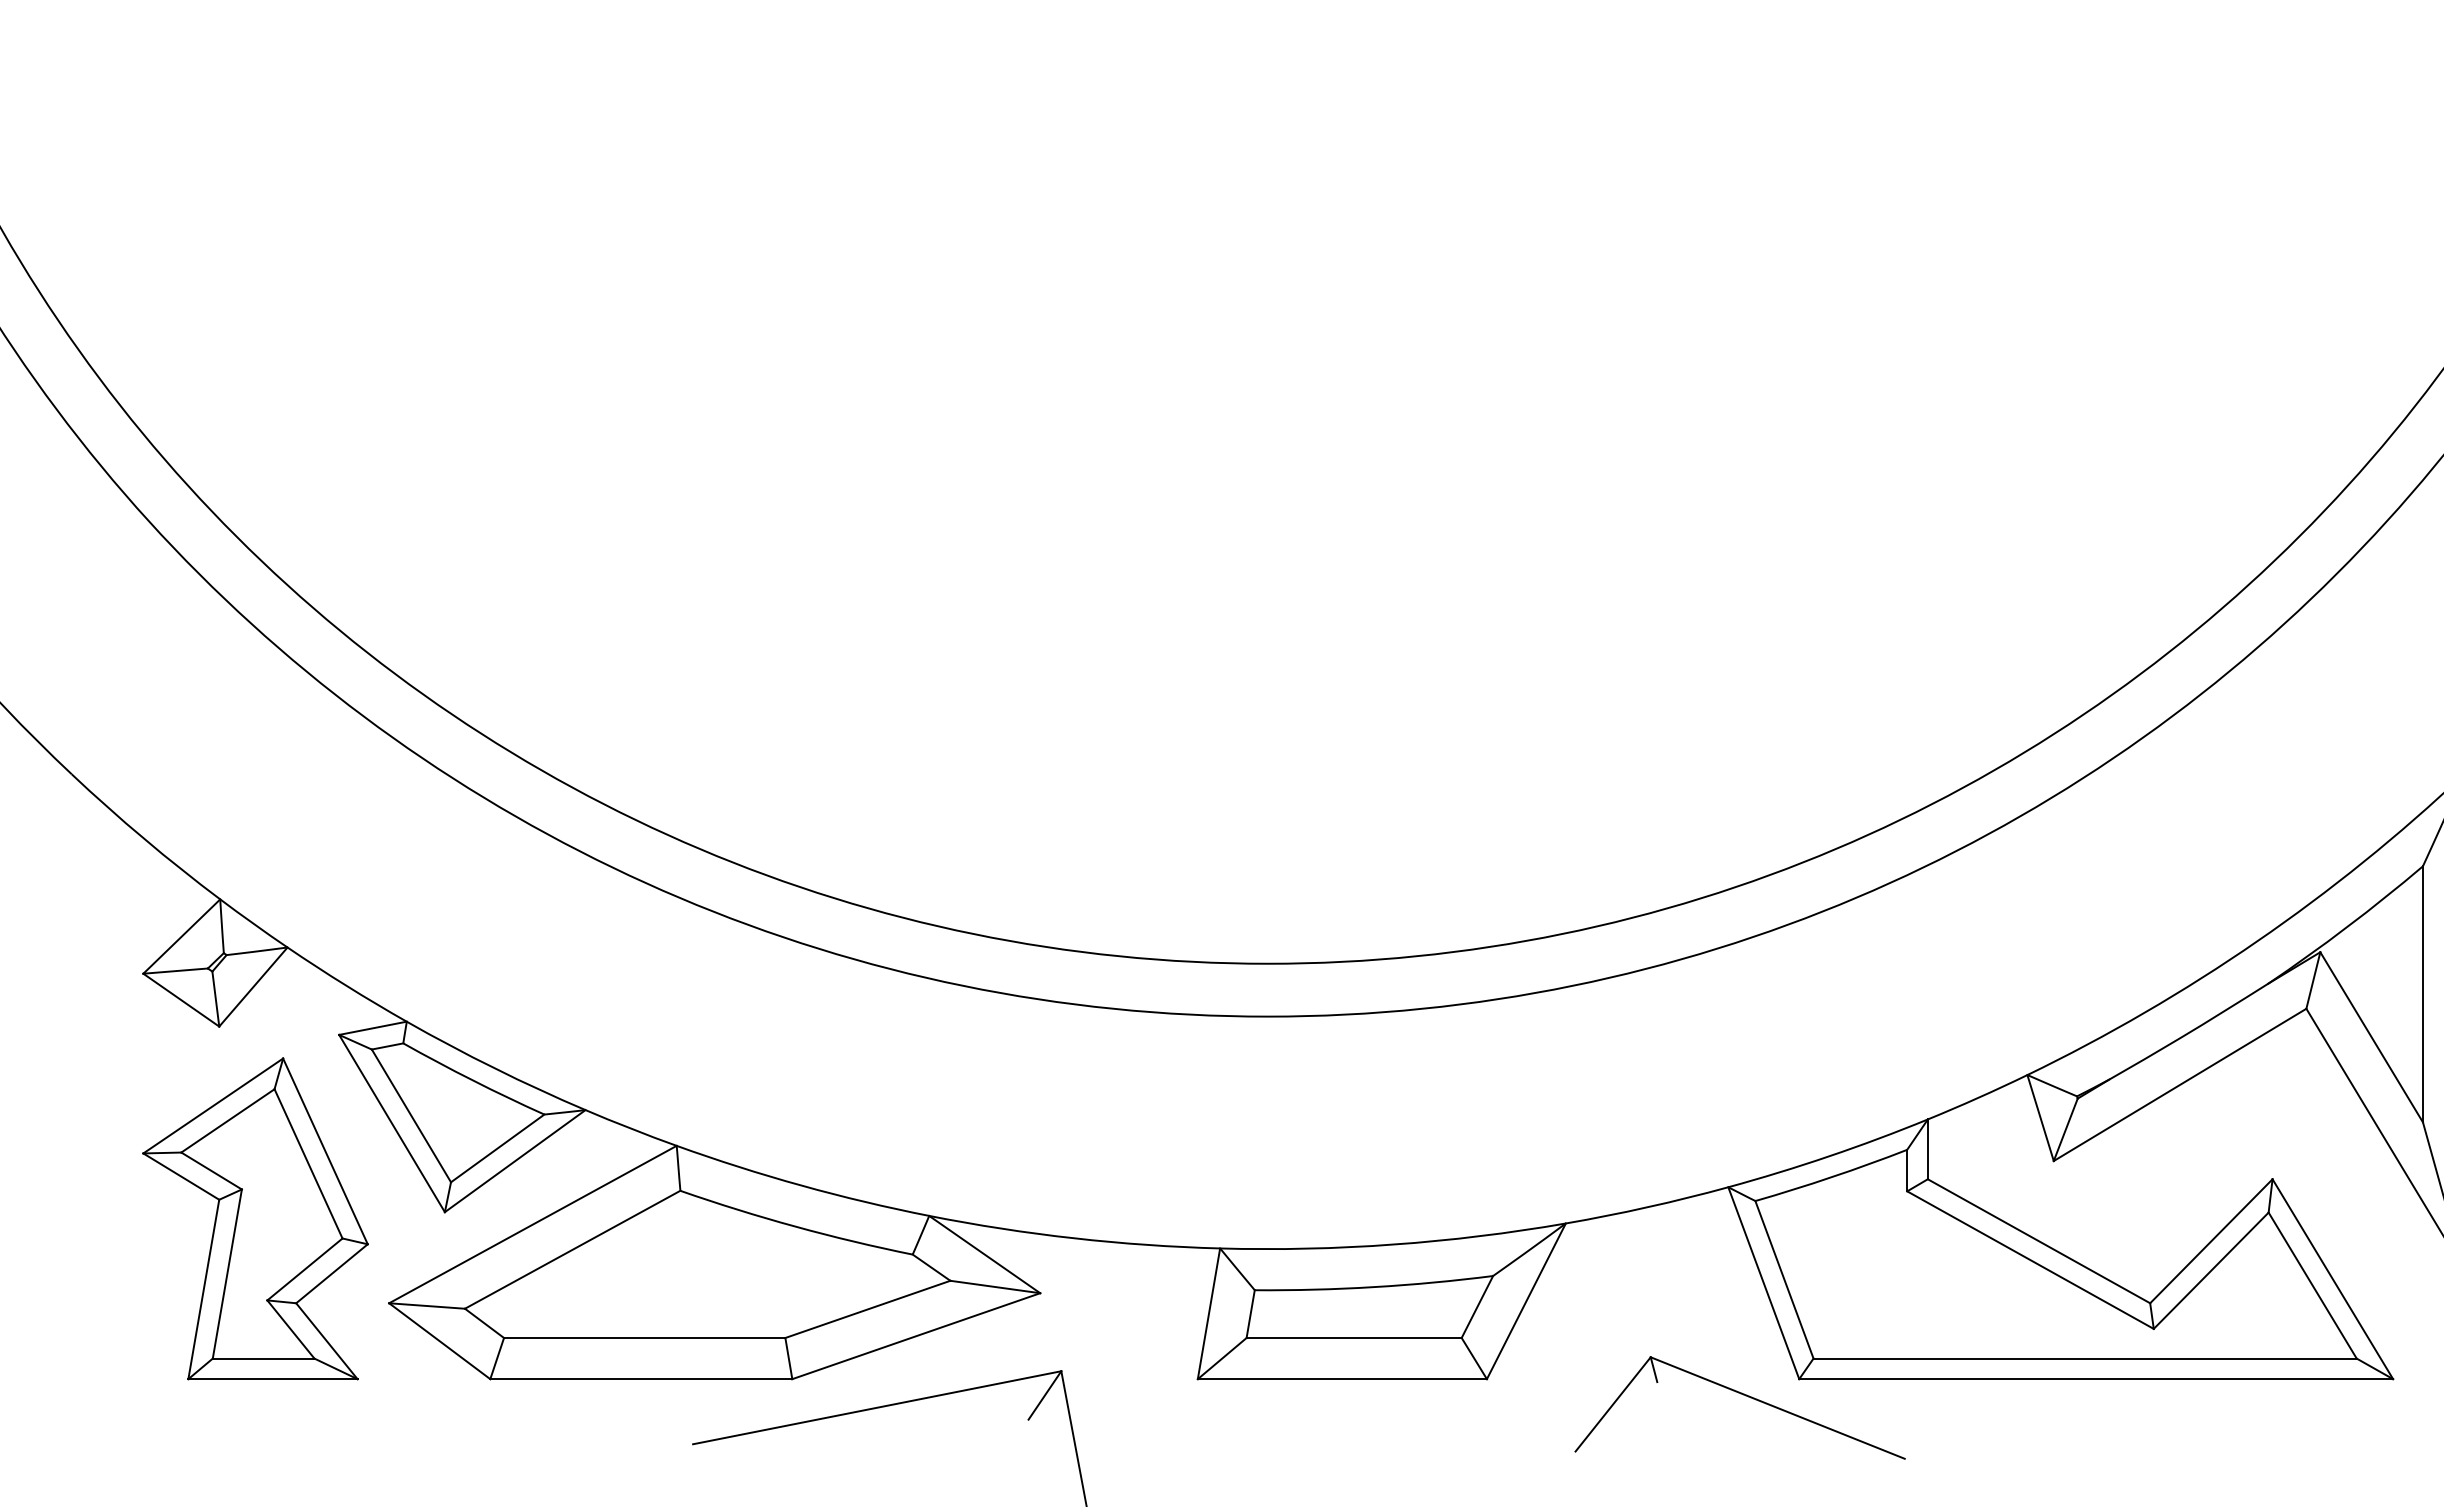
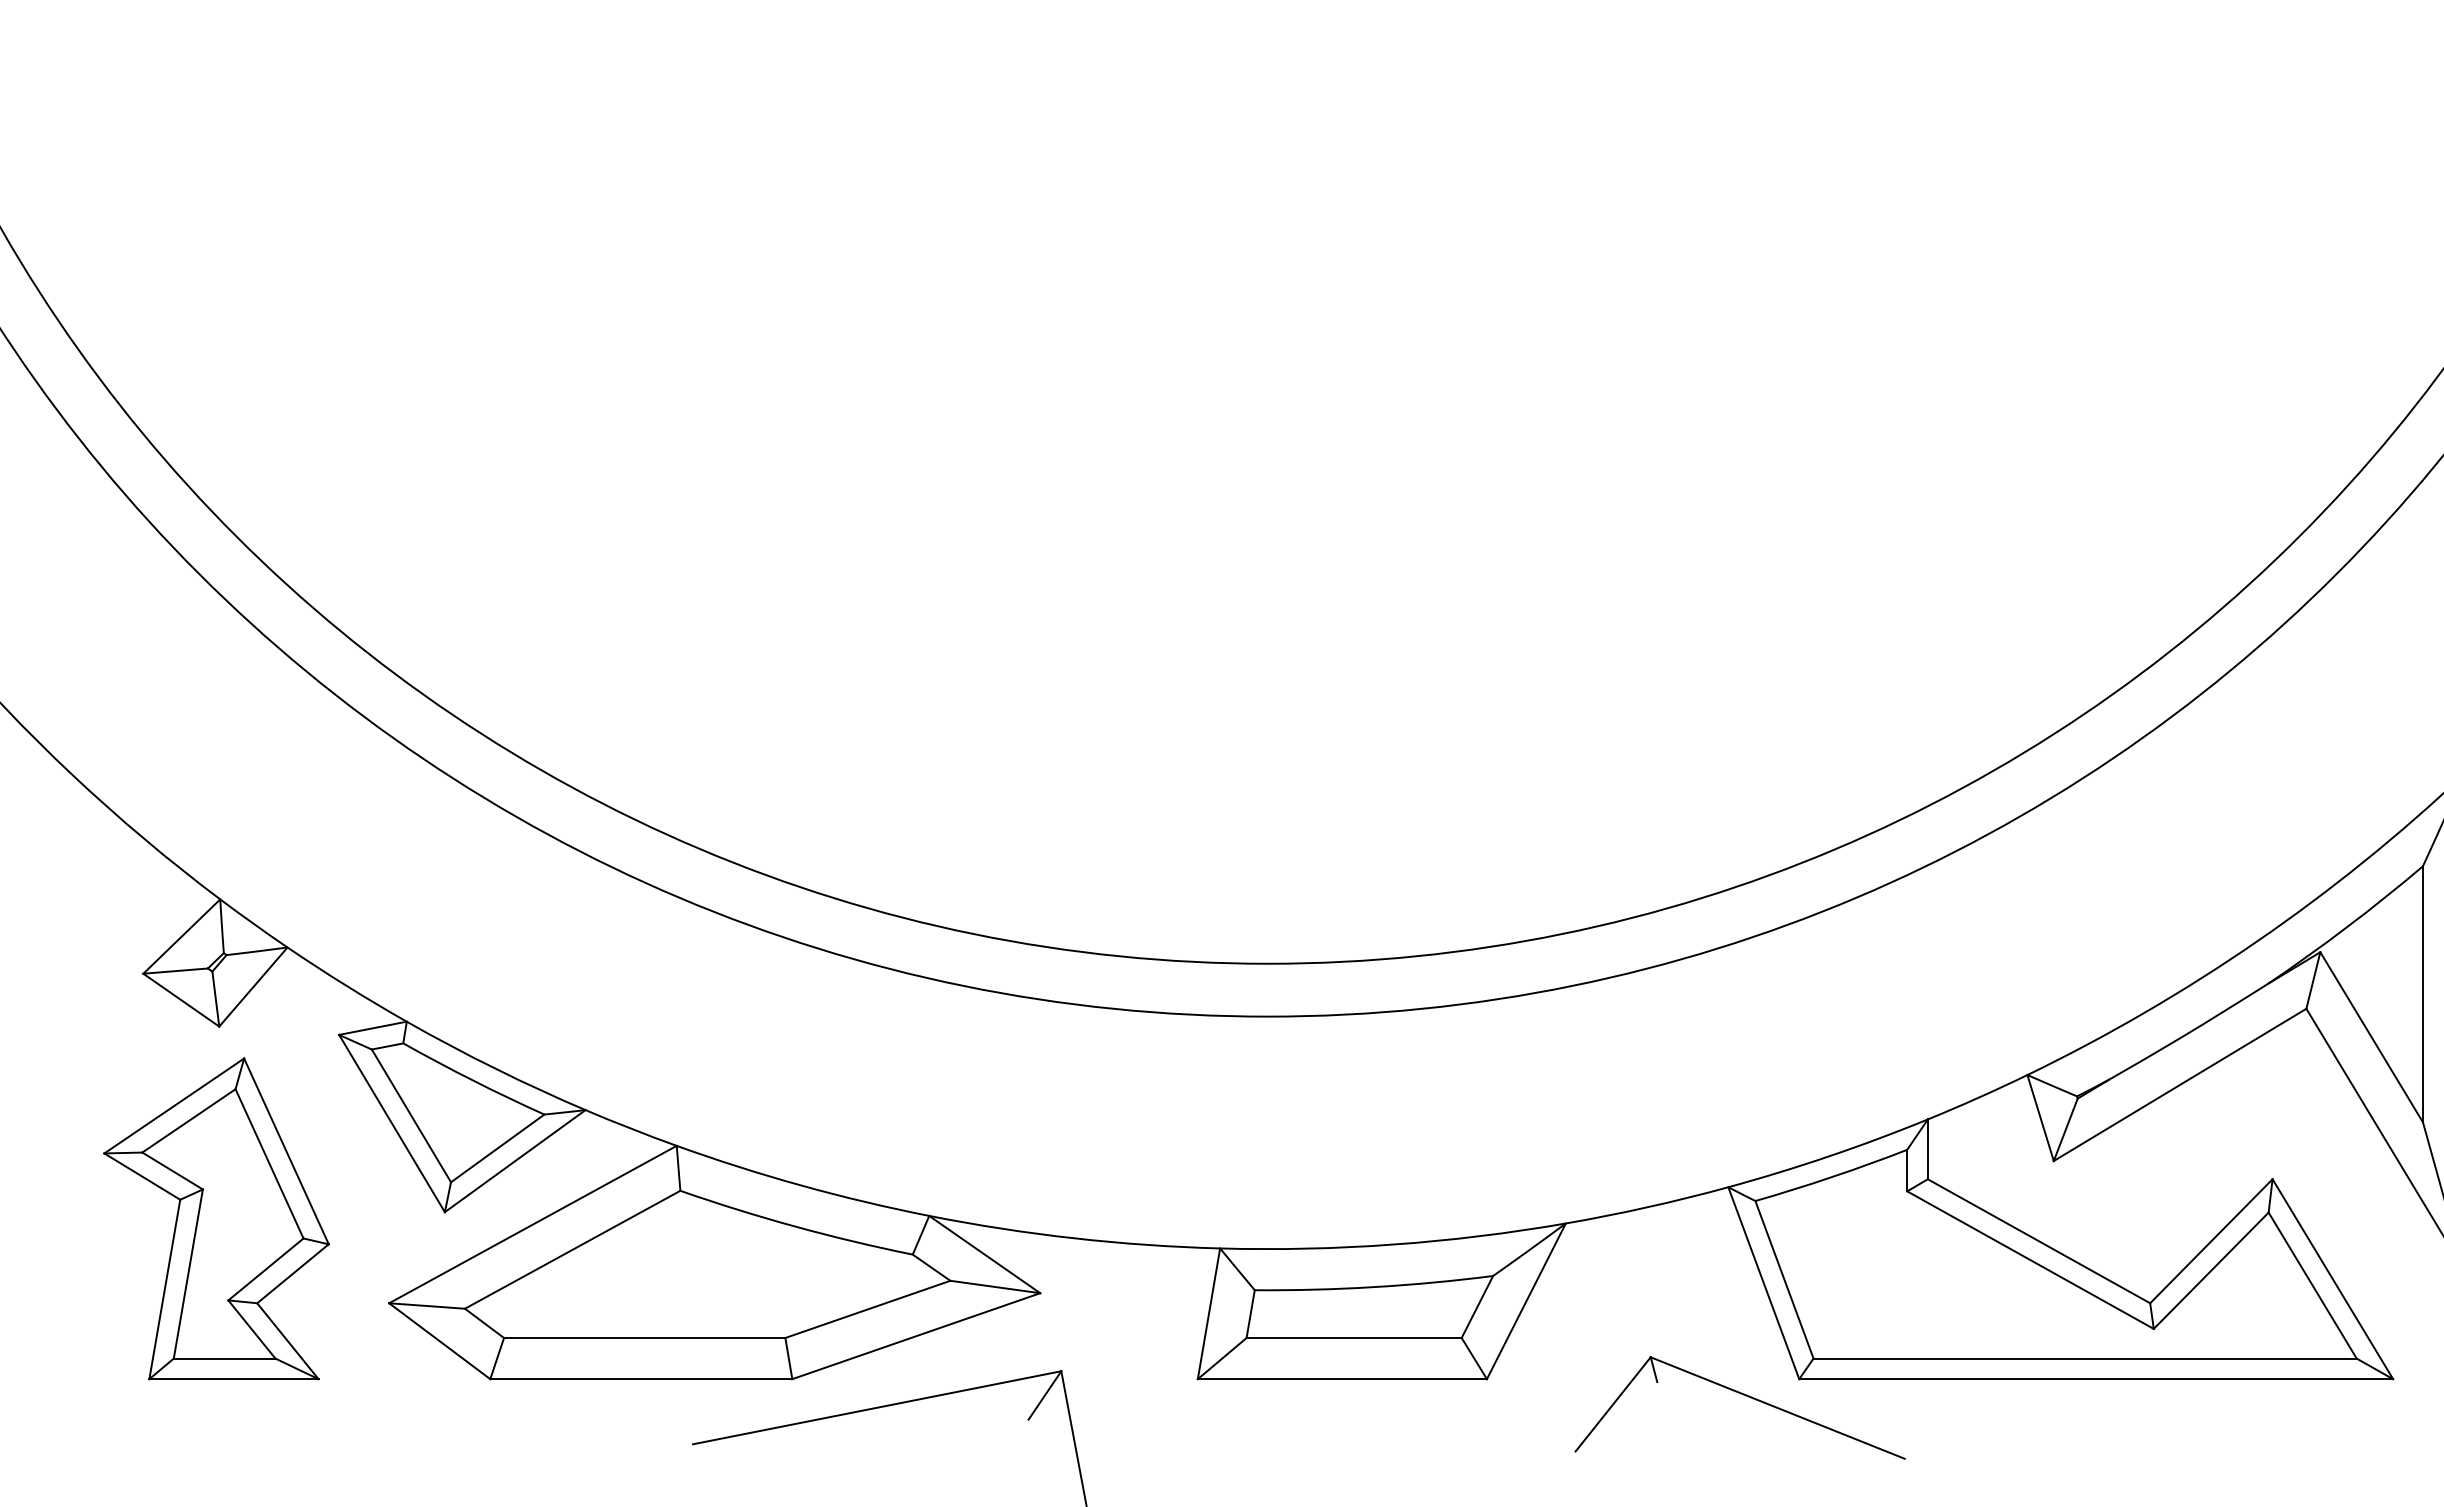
part position: (255, 1218) -> (216, 1218) (216, 1218)
